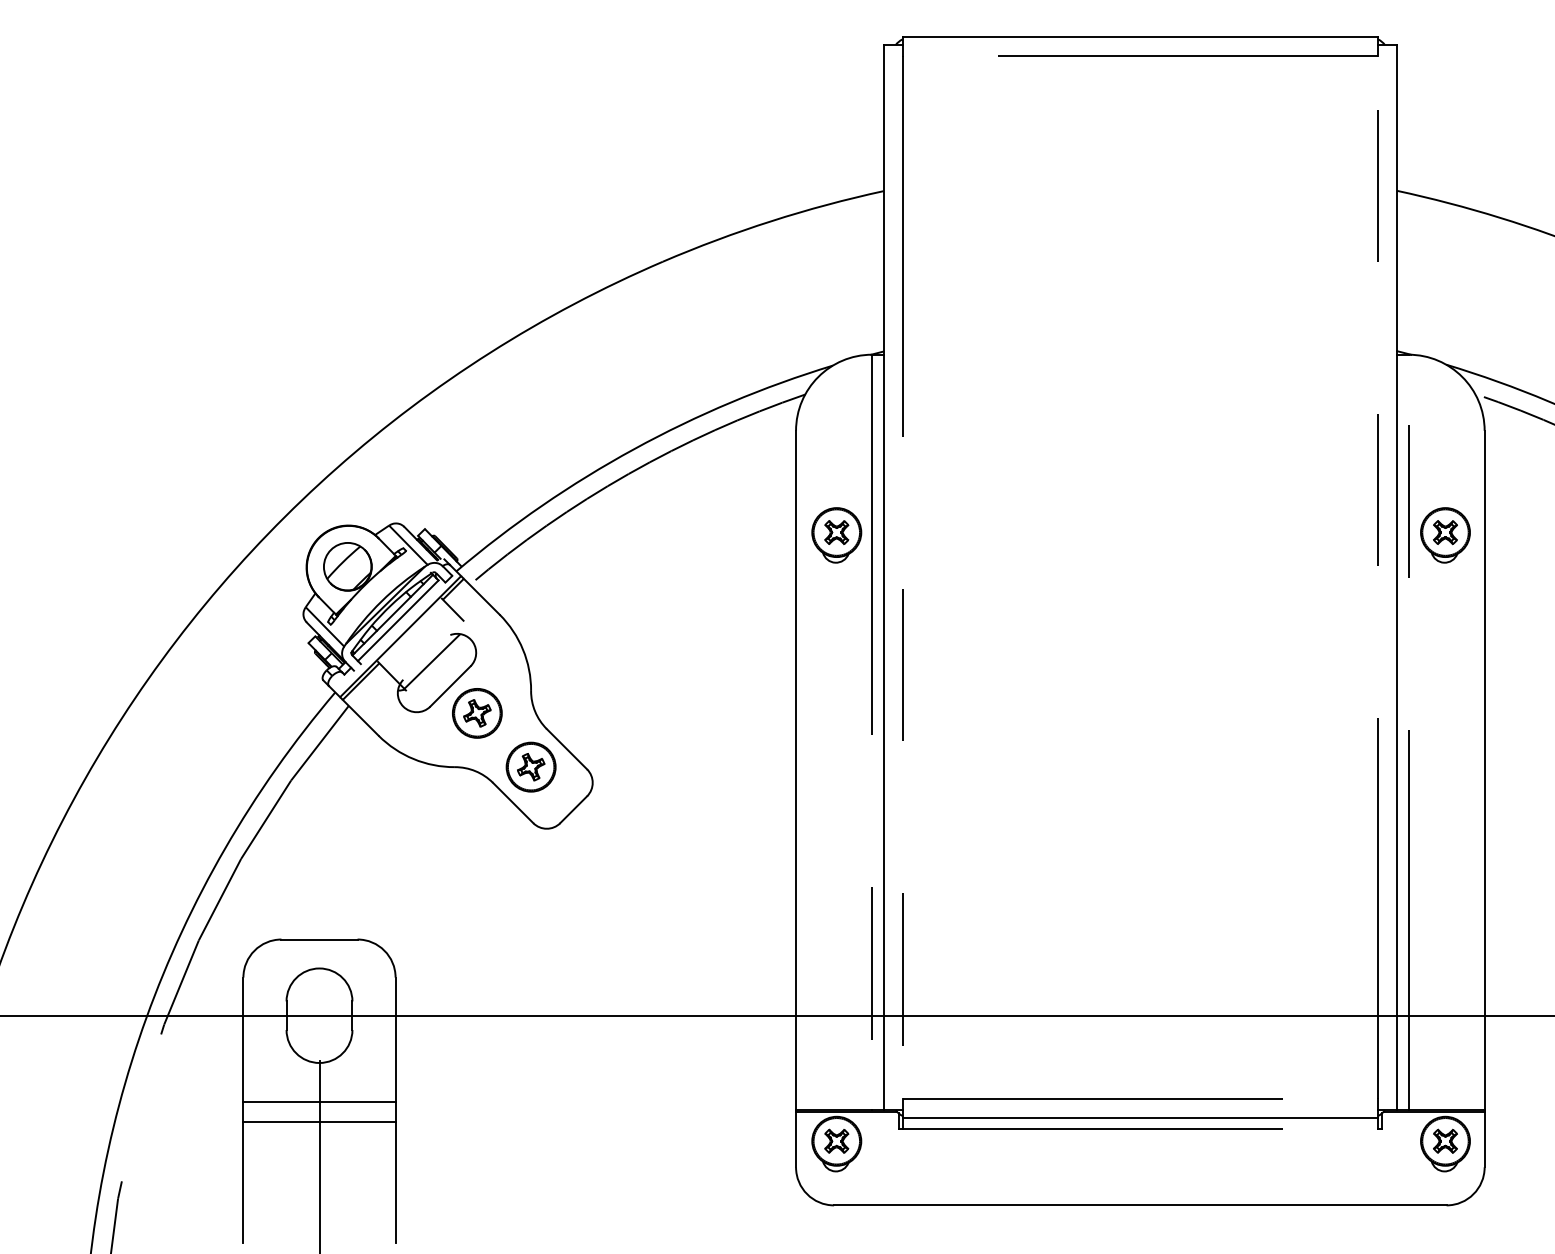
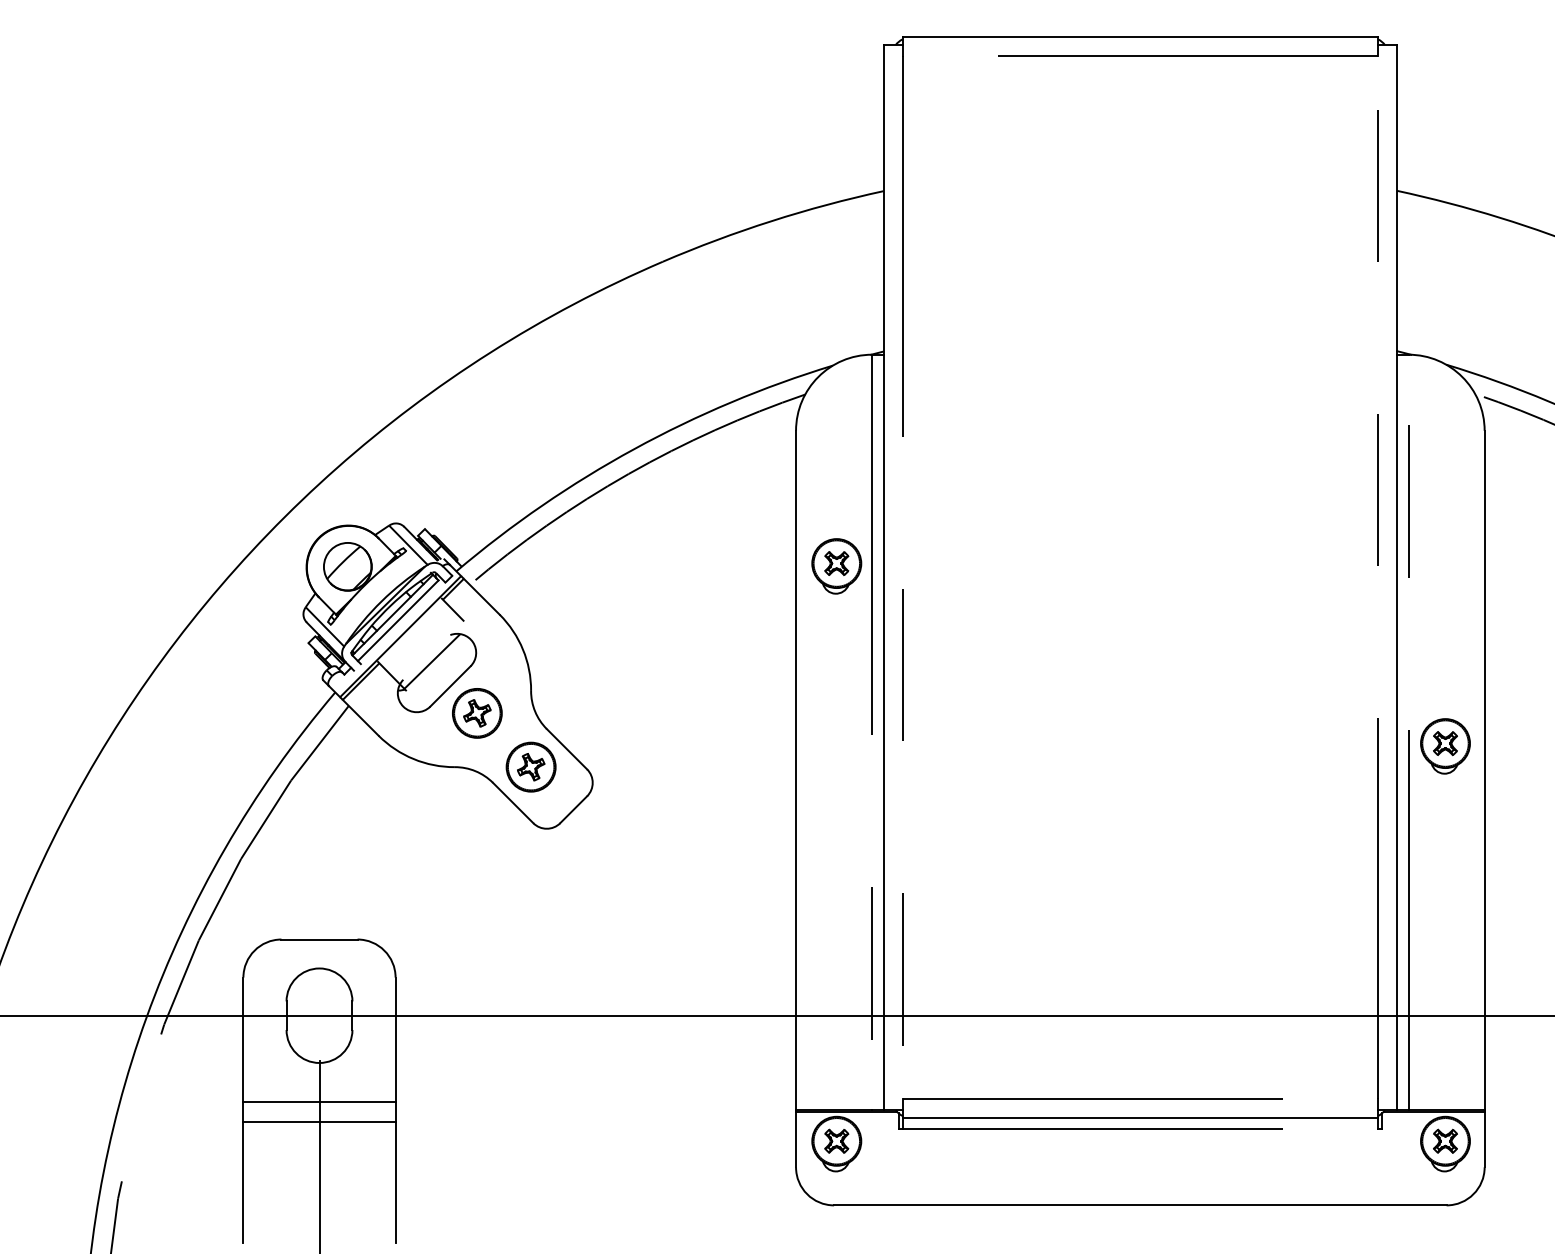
part position: (836, 535) -> (836, 566) (836, 566)
part position: (1445, 535) -> (1445, 746) (1445, 746)
